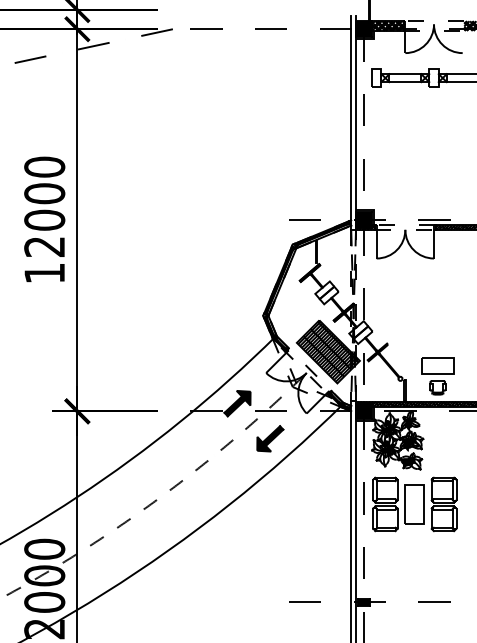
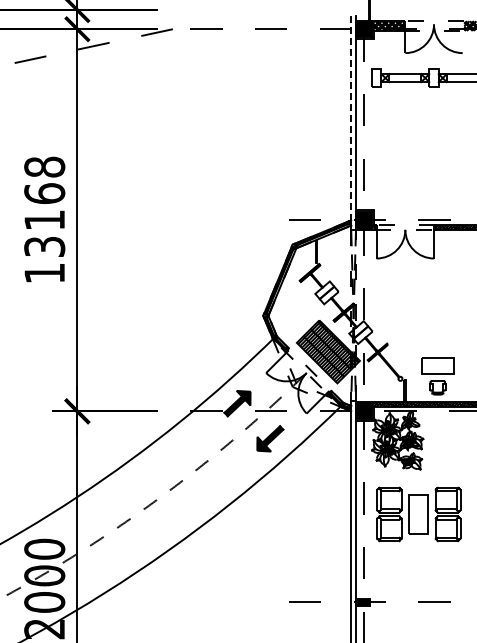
line: solid -> dashed (351, 118)
text: 12000 -> 13168 (44, 206)
part position: (414, 504) -> (418, 514) (418, 514)
